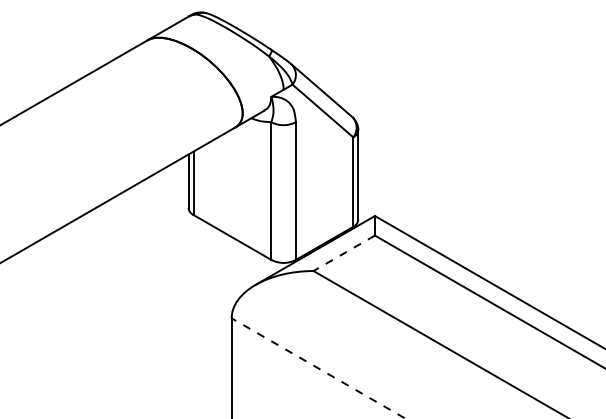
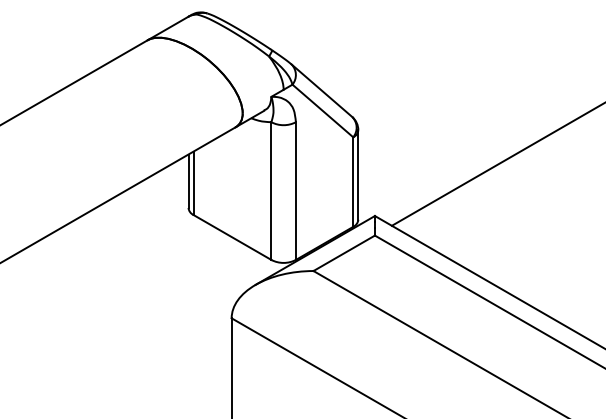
line: none -> present (496, 164)
line: dashed -> solid (343, 253)
line: dashed -> solid (318, 368)
